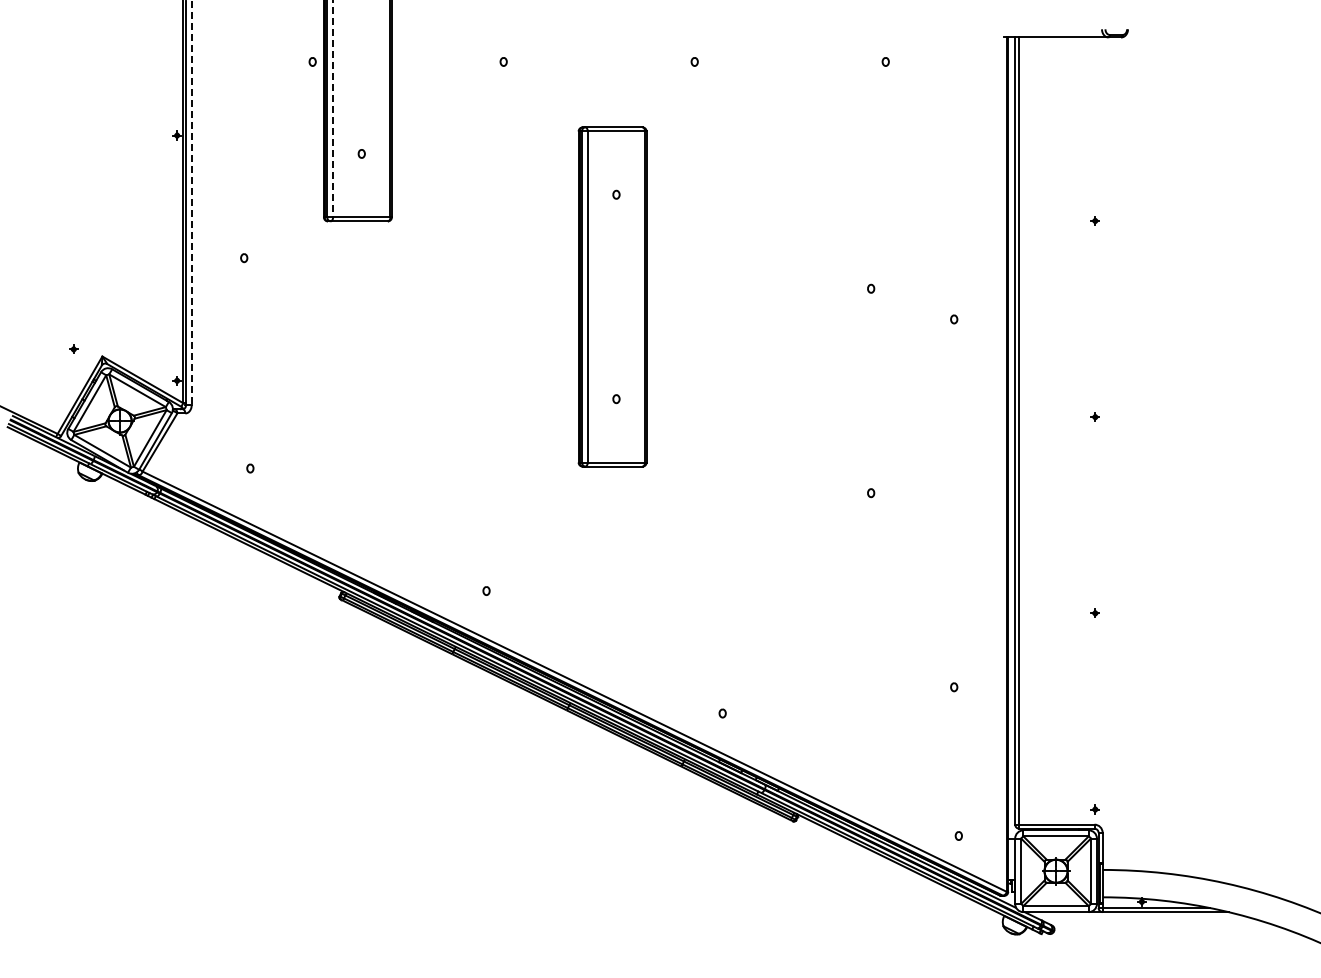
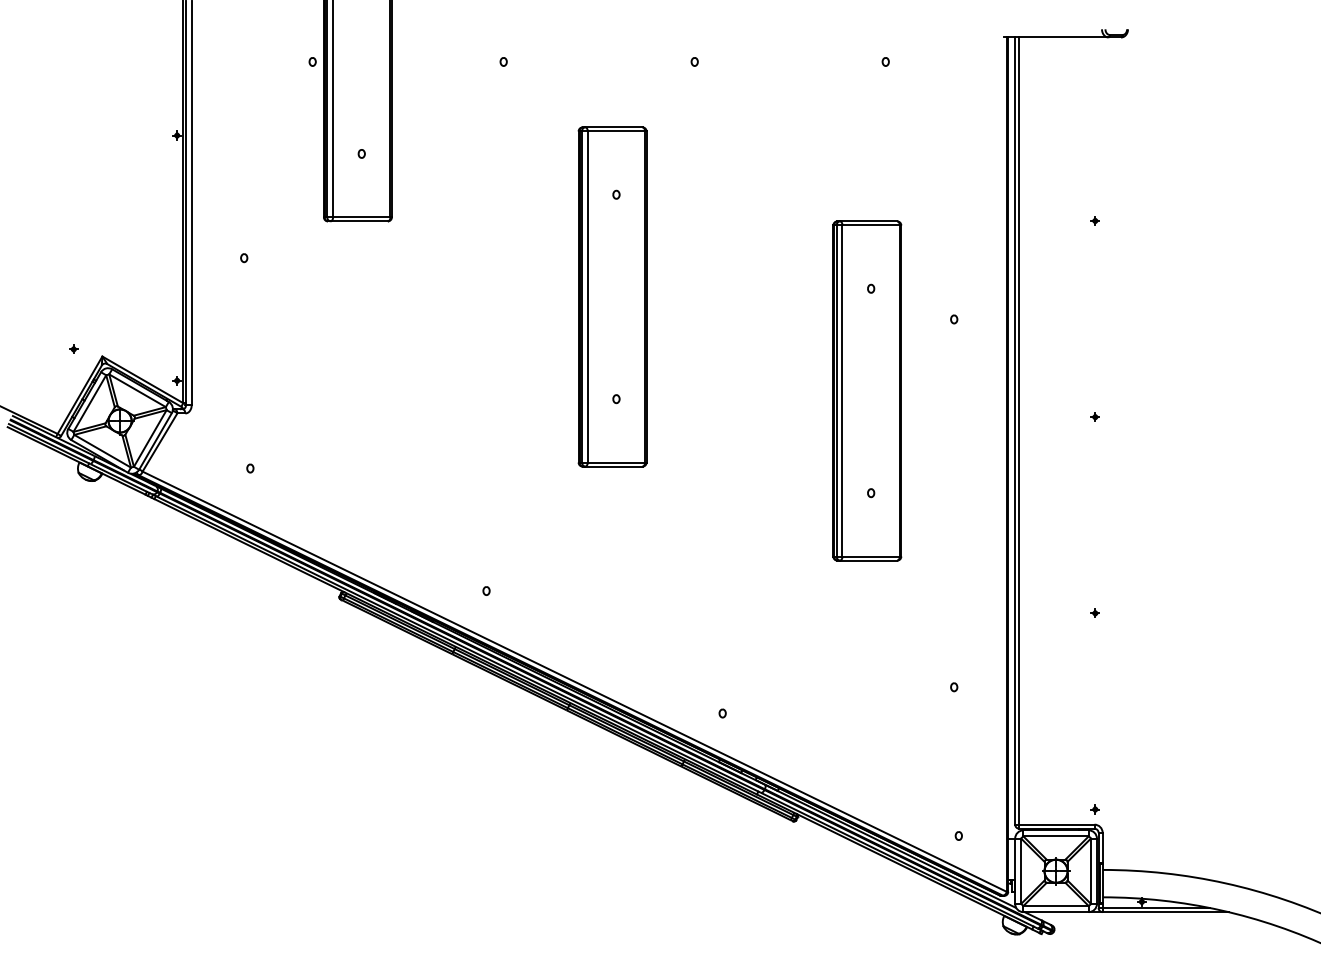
line: dashed -> solid (333, 109)
line: dashed -> solid (191, 203)
part: none -> present (867, 390)
